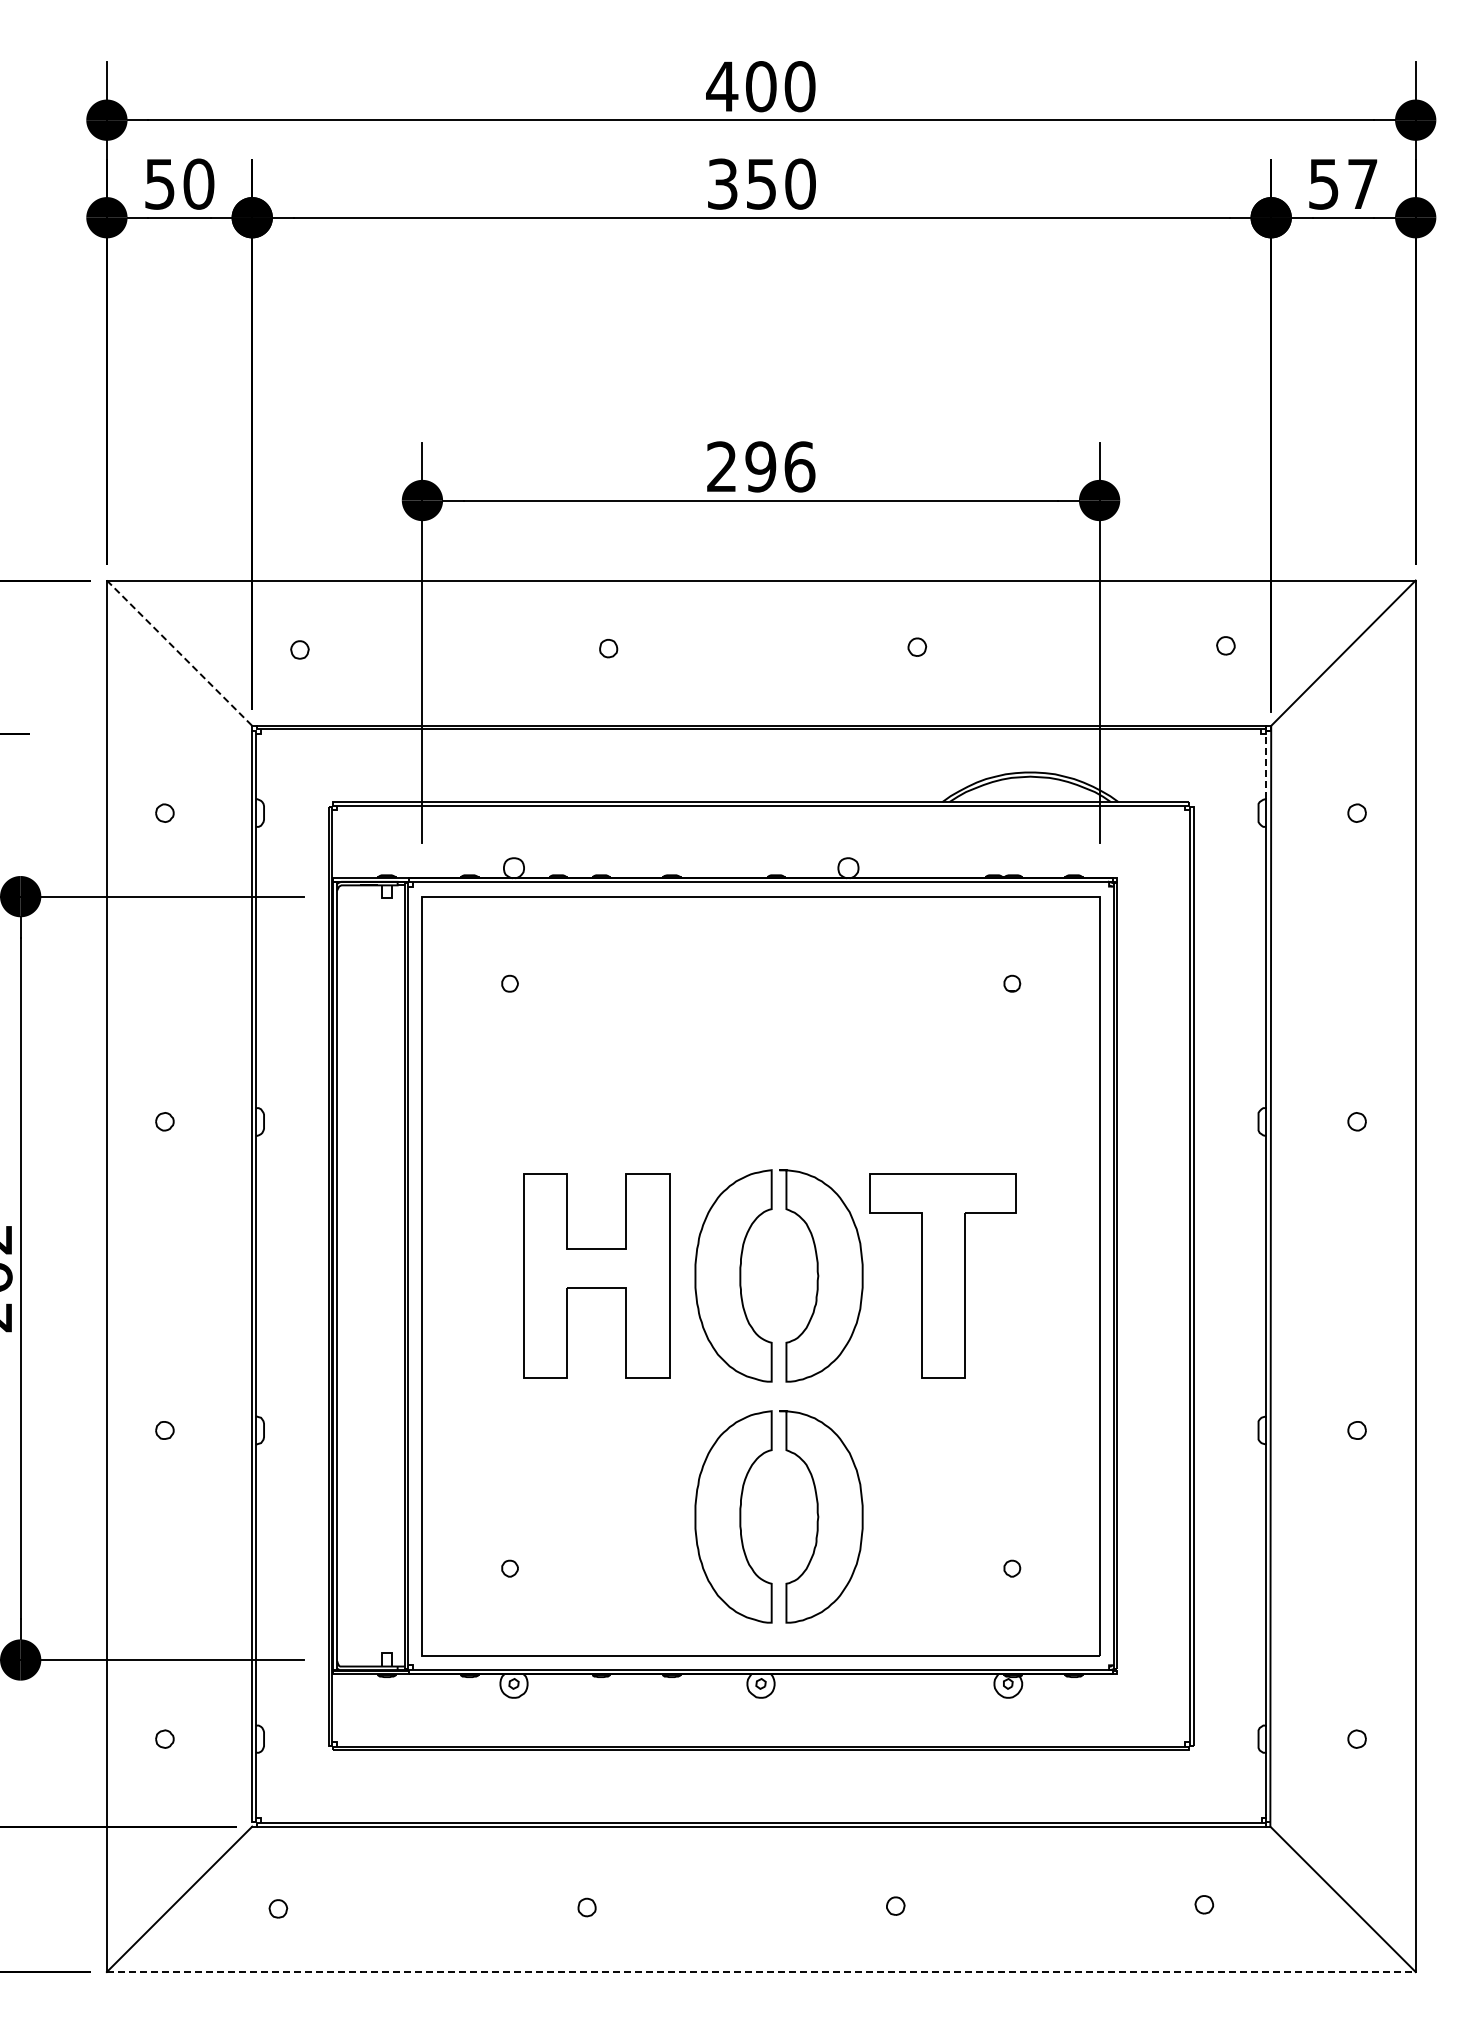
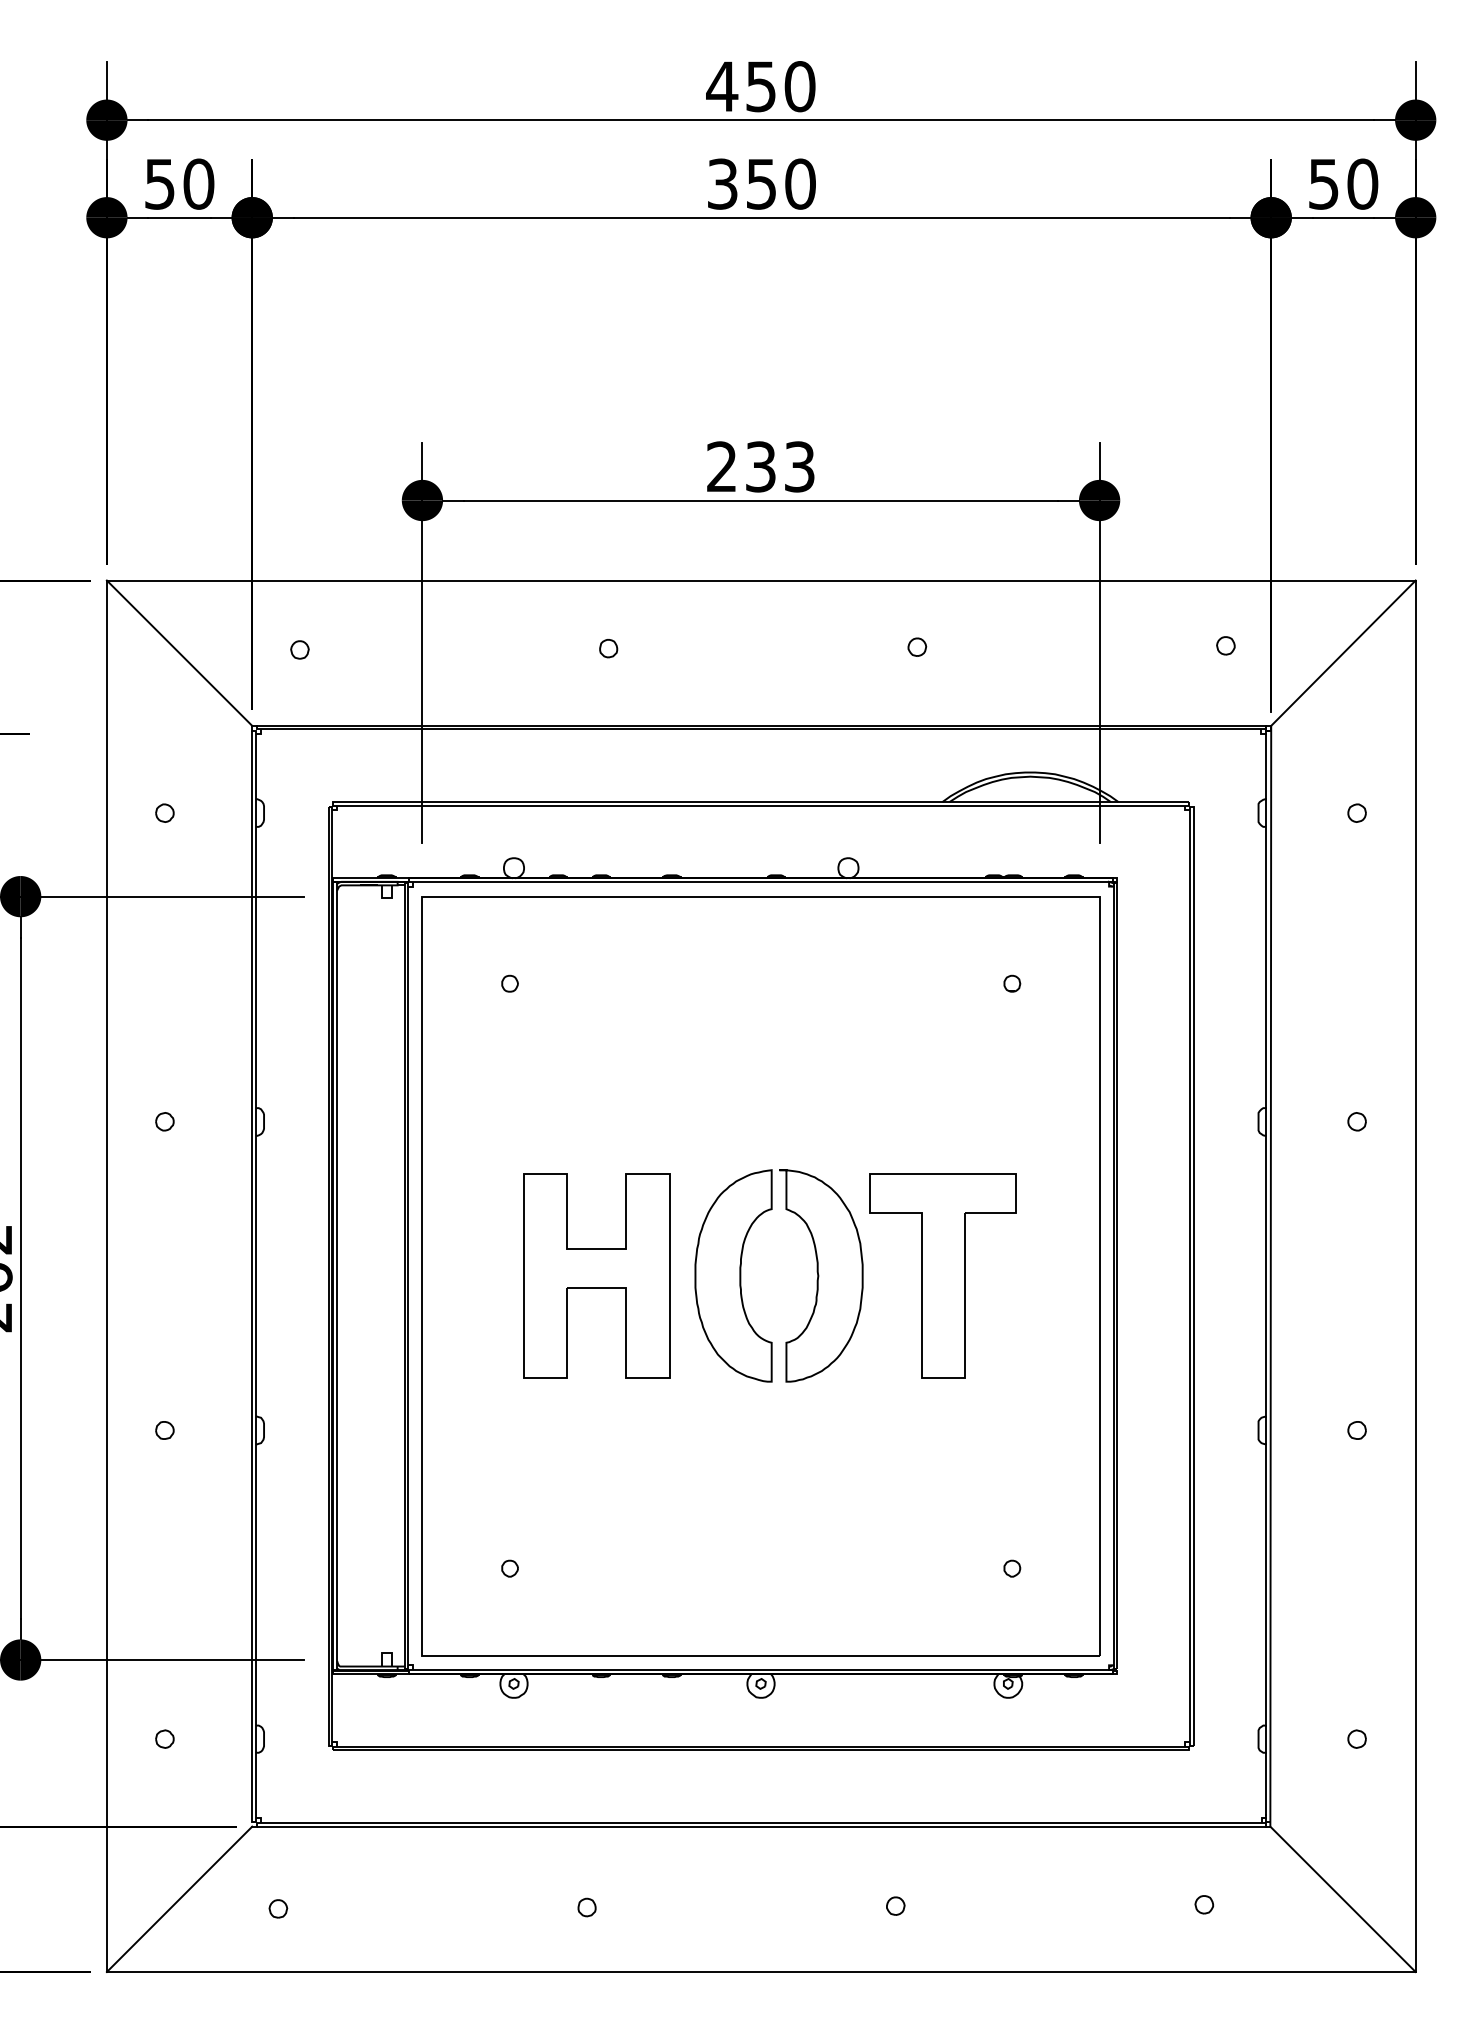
text: 400 -> 450 (761, 86)
text: 57 -> 50 (1362, 183)
text: 296 -> 233 (780, 466)
line: dashed -> solid (179, 653)
line: dashed -> solid (1266, 766)
part: present -> none (741, 1516)
line: dashed -> solid (761, 1972)
